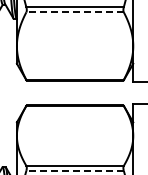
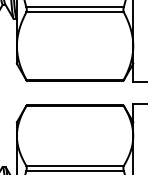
line: dashed -> solid (75, 12)
line: dashed -> solid (75, 170)
